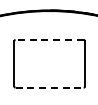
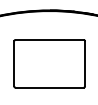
line: dashed -> solid (49, 39)
line: dashed -> solid (50, 87)
